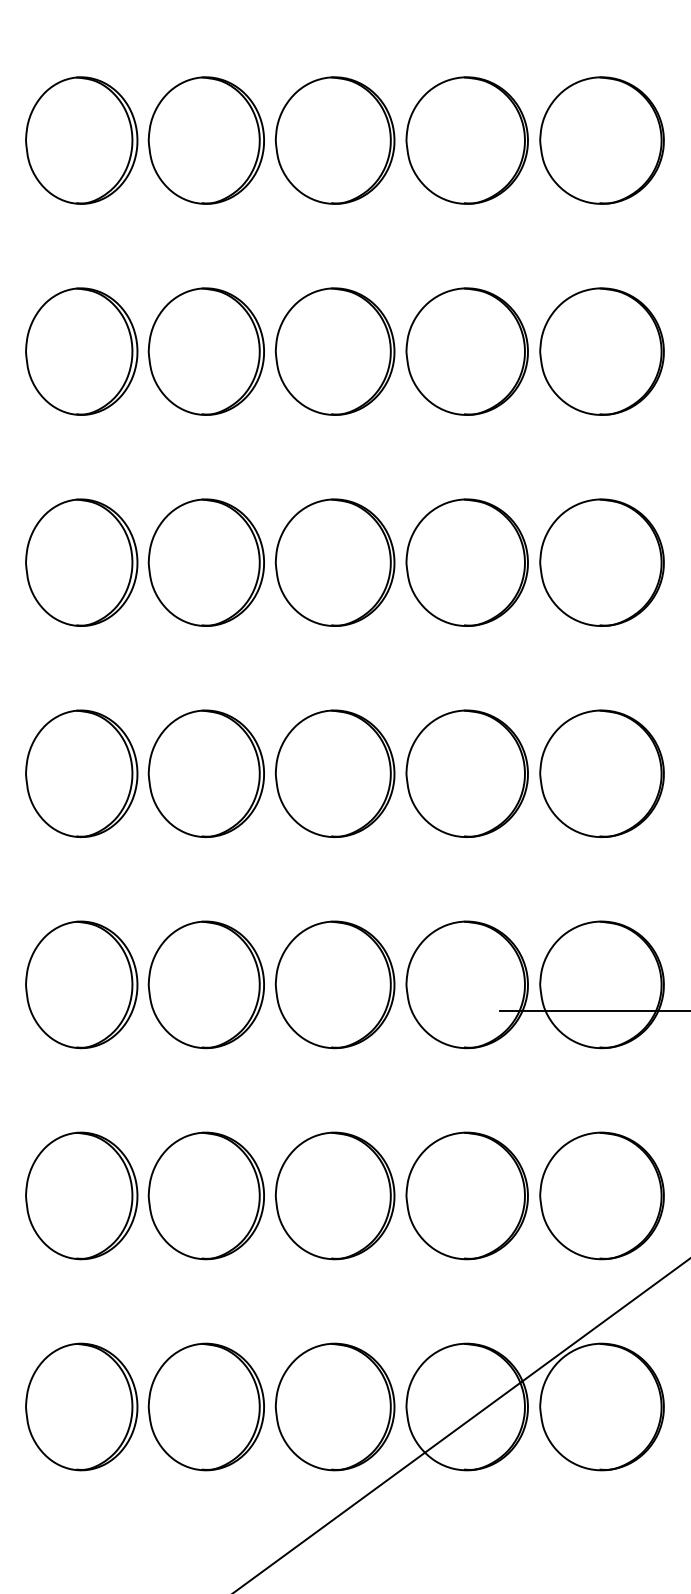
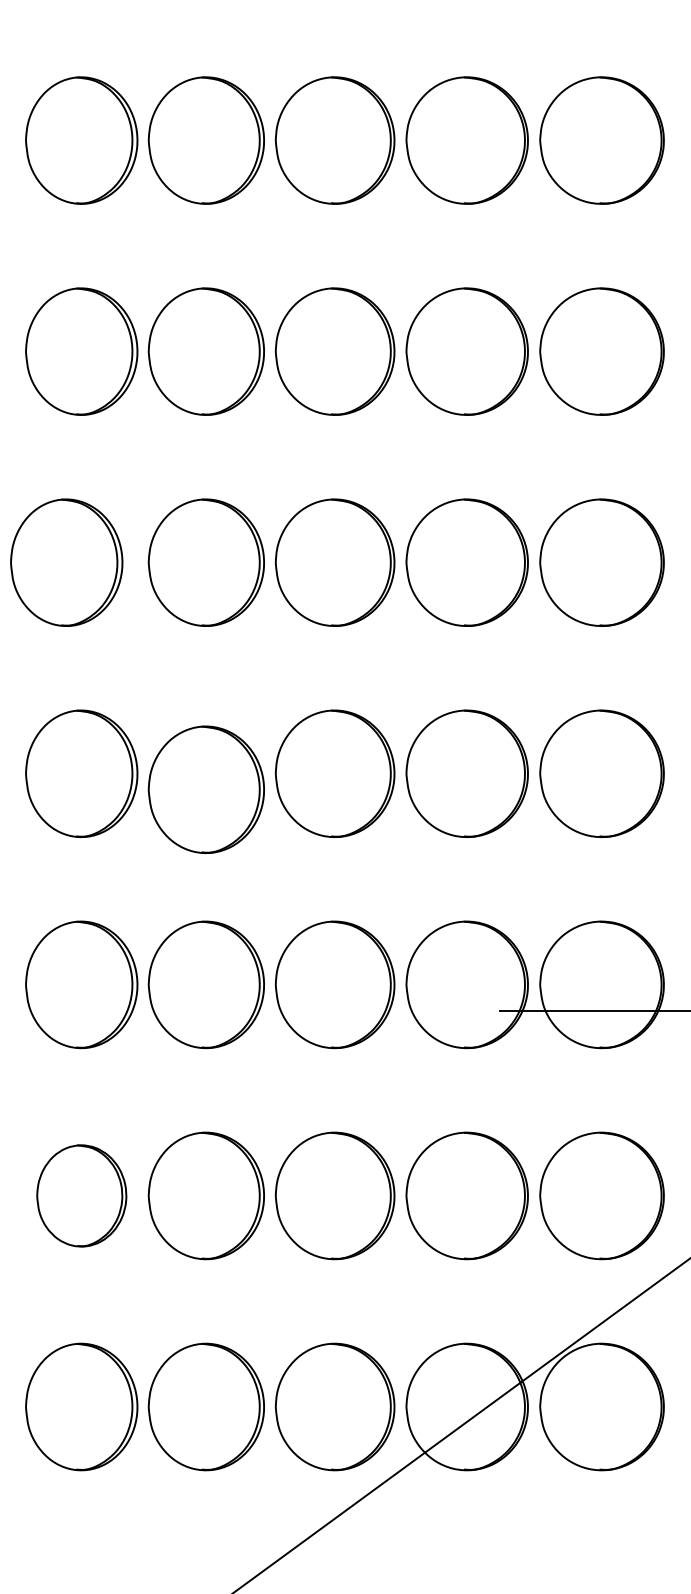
part position: (81, 562) -> (66, 562) (66, 562)
part position: (205, 773) -> (205, 789) (205, 789)
part size: 114x130 px -> 92x104 px (81, 1195)
